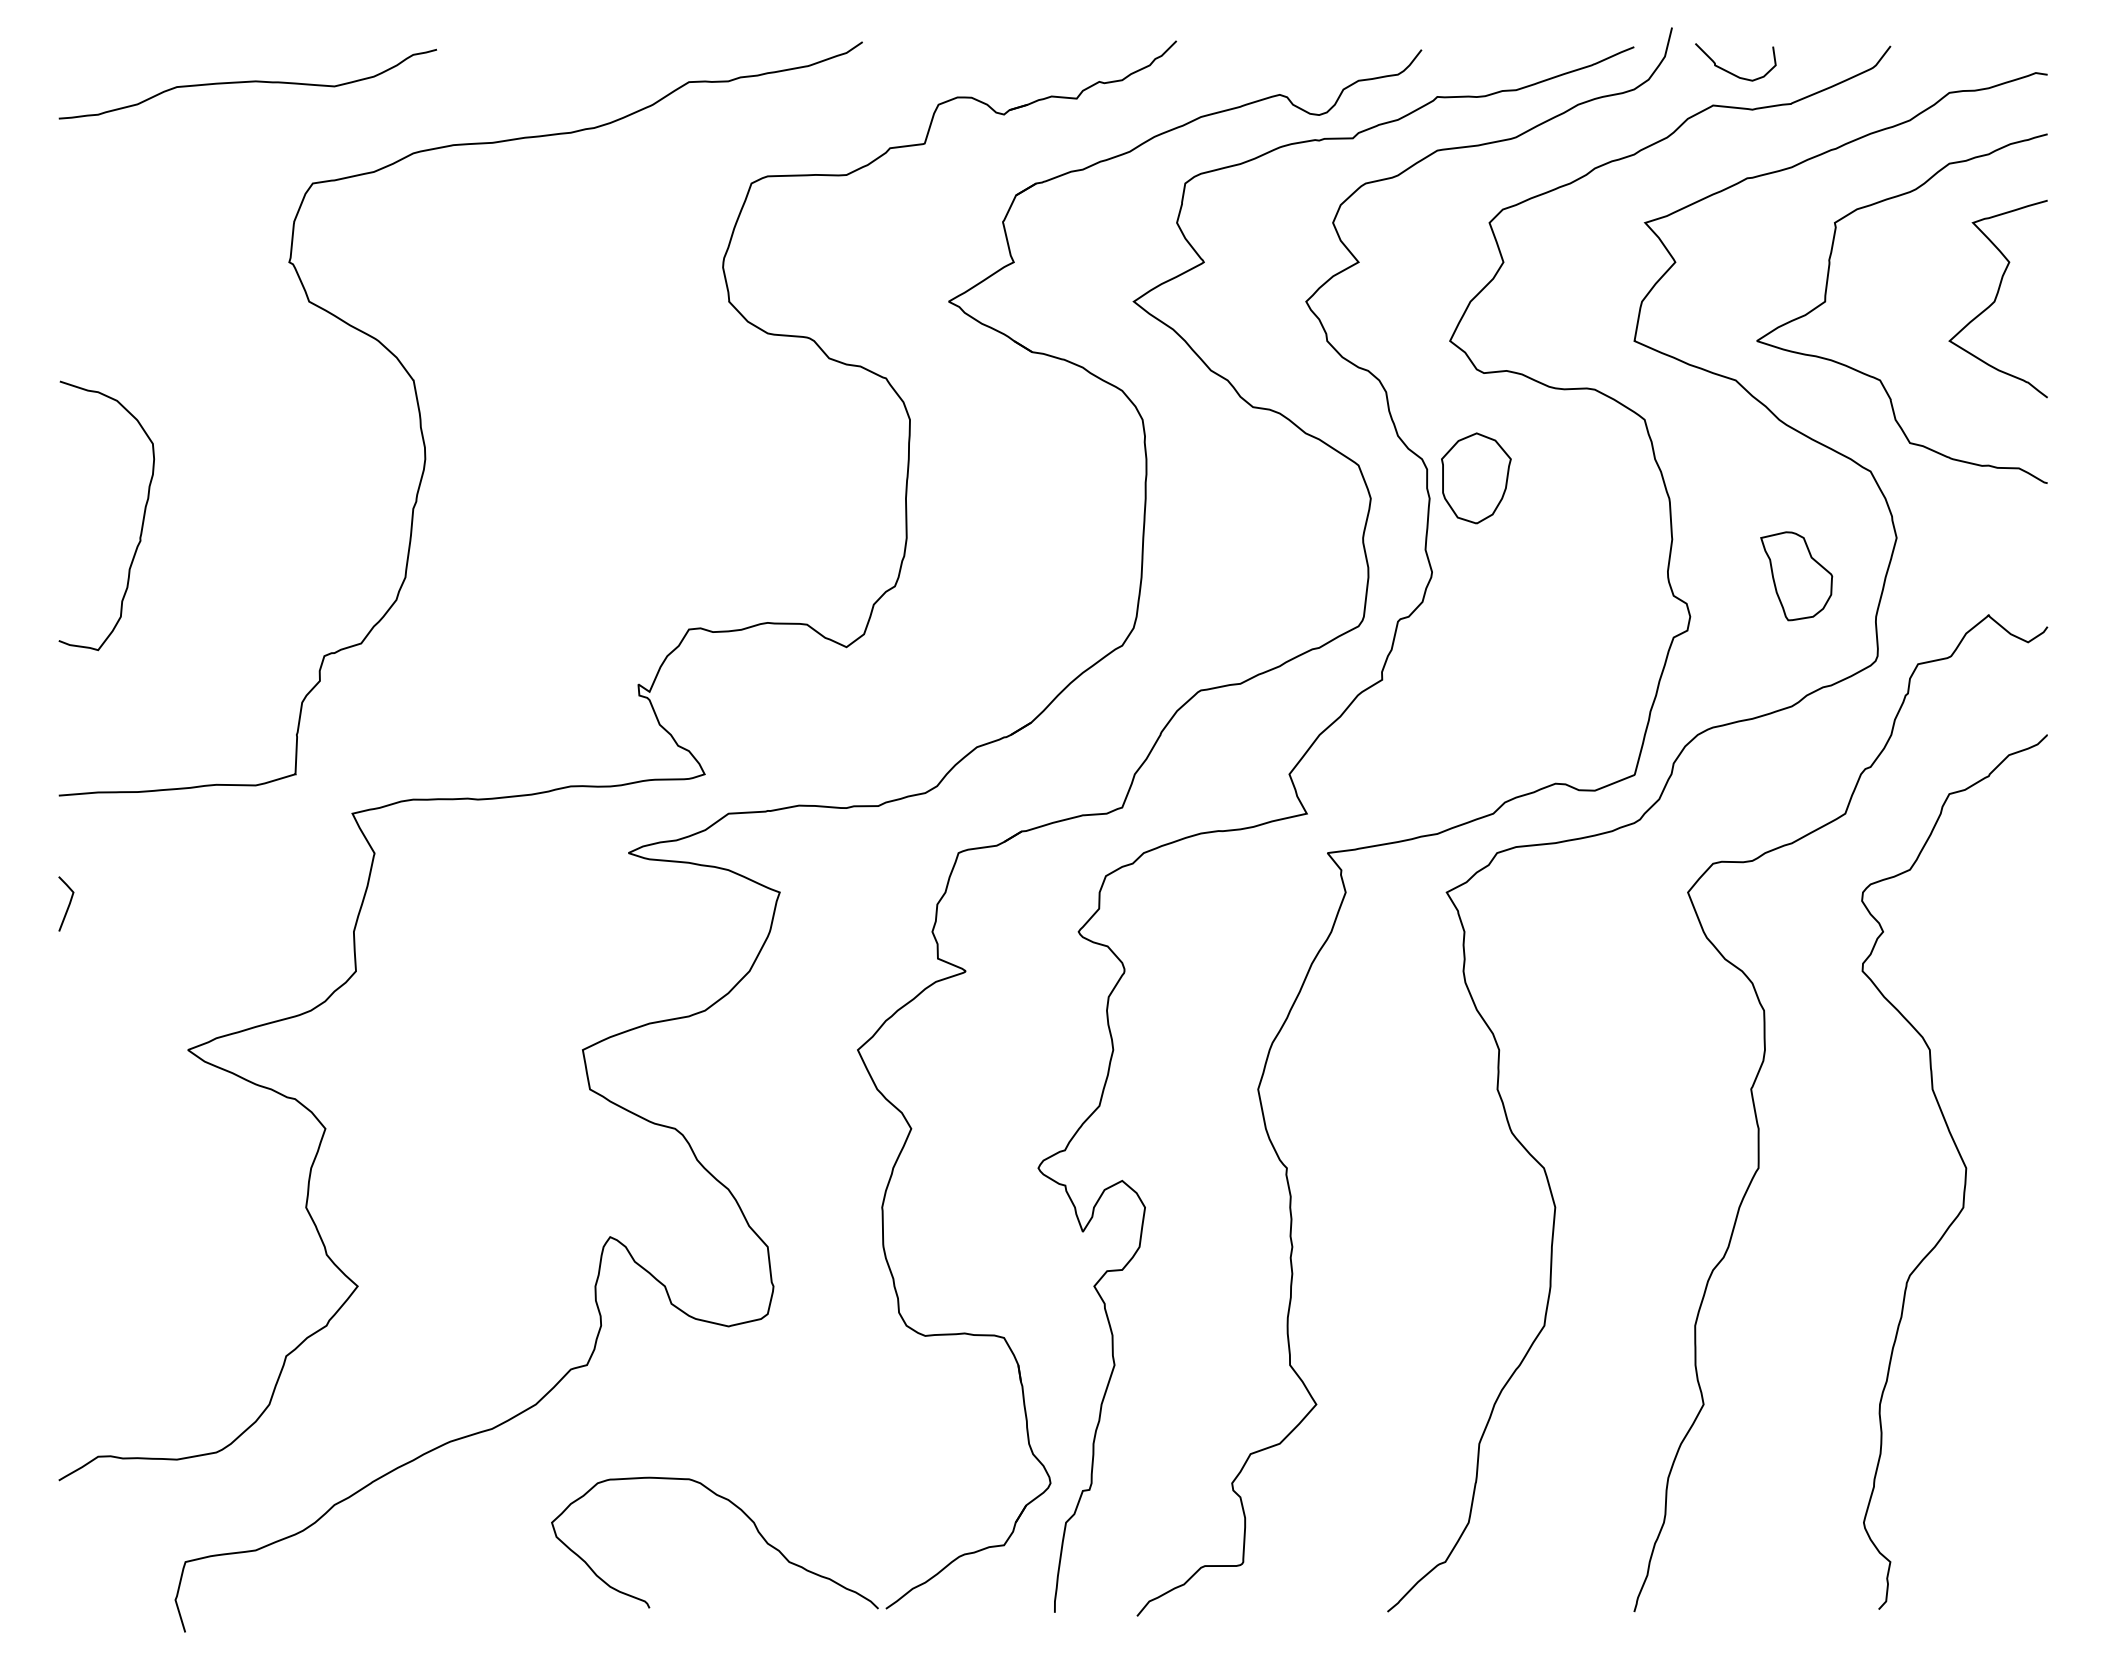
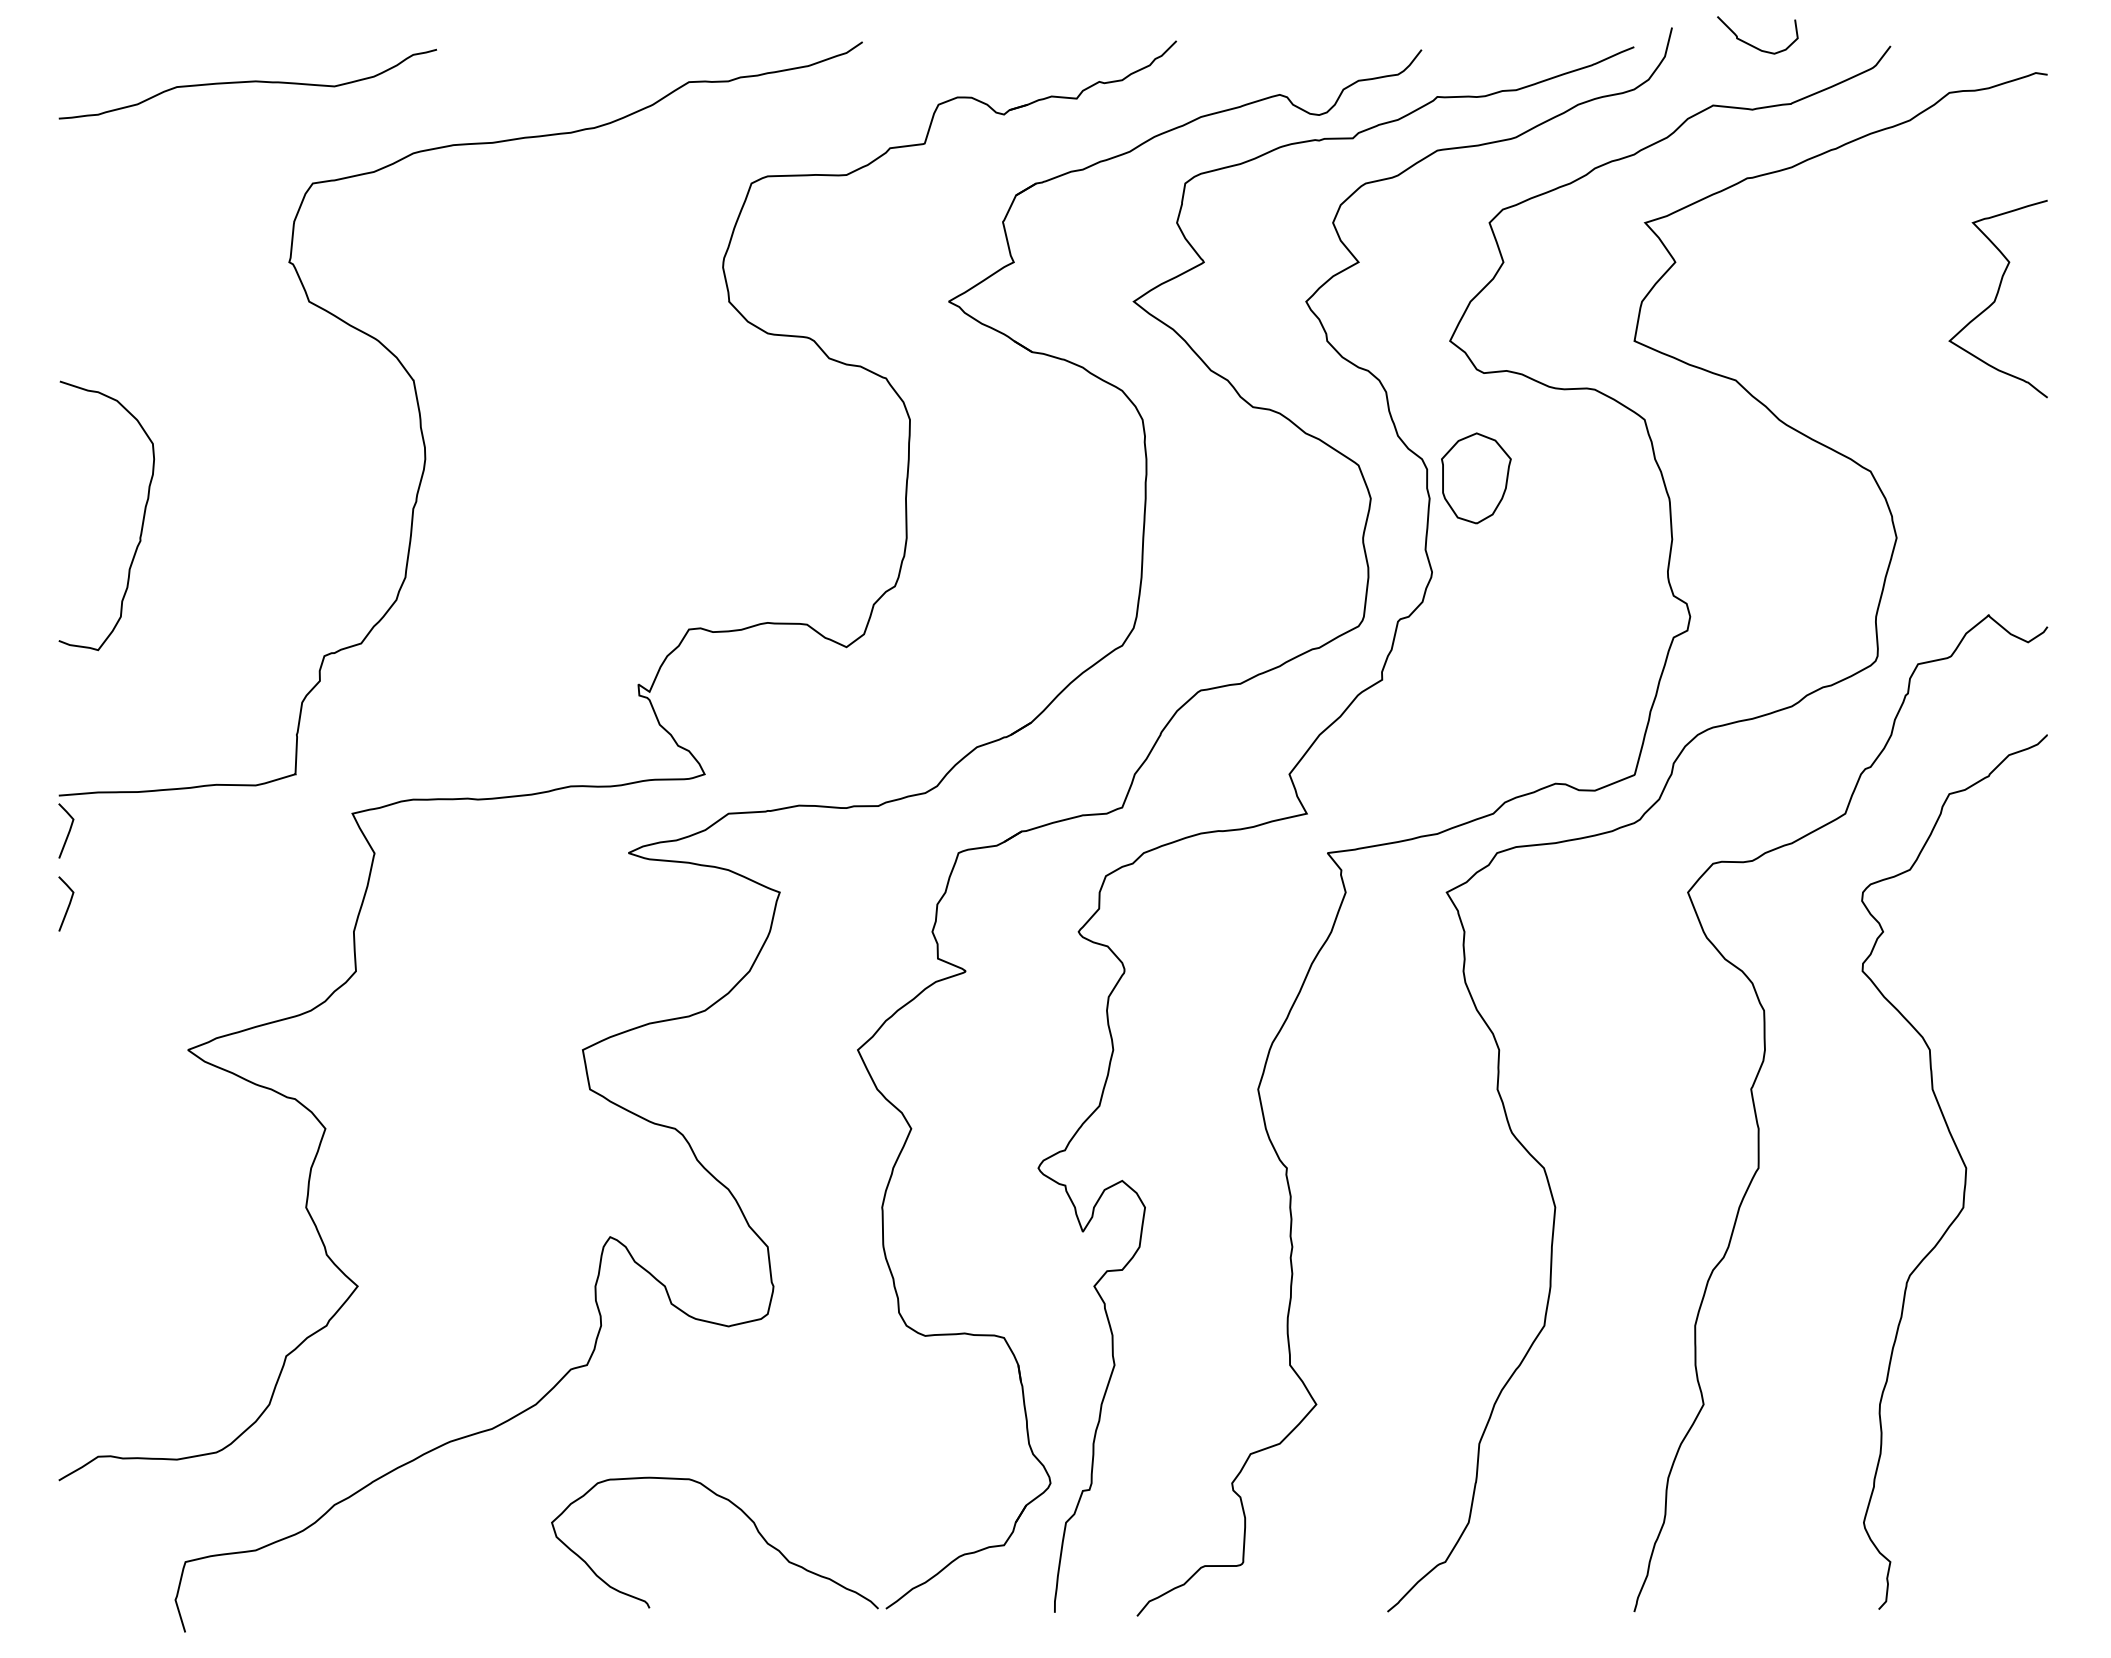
curve position: (1731, 72) -> (1753, 45) (1753, 45)
curve: present -> none (1874, 376)
part: present -> none (1796, 576)
line: none -> present (68, 831)
